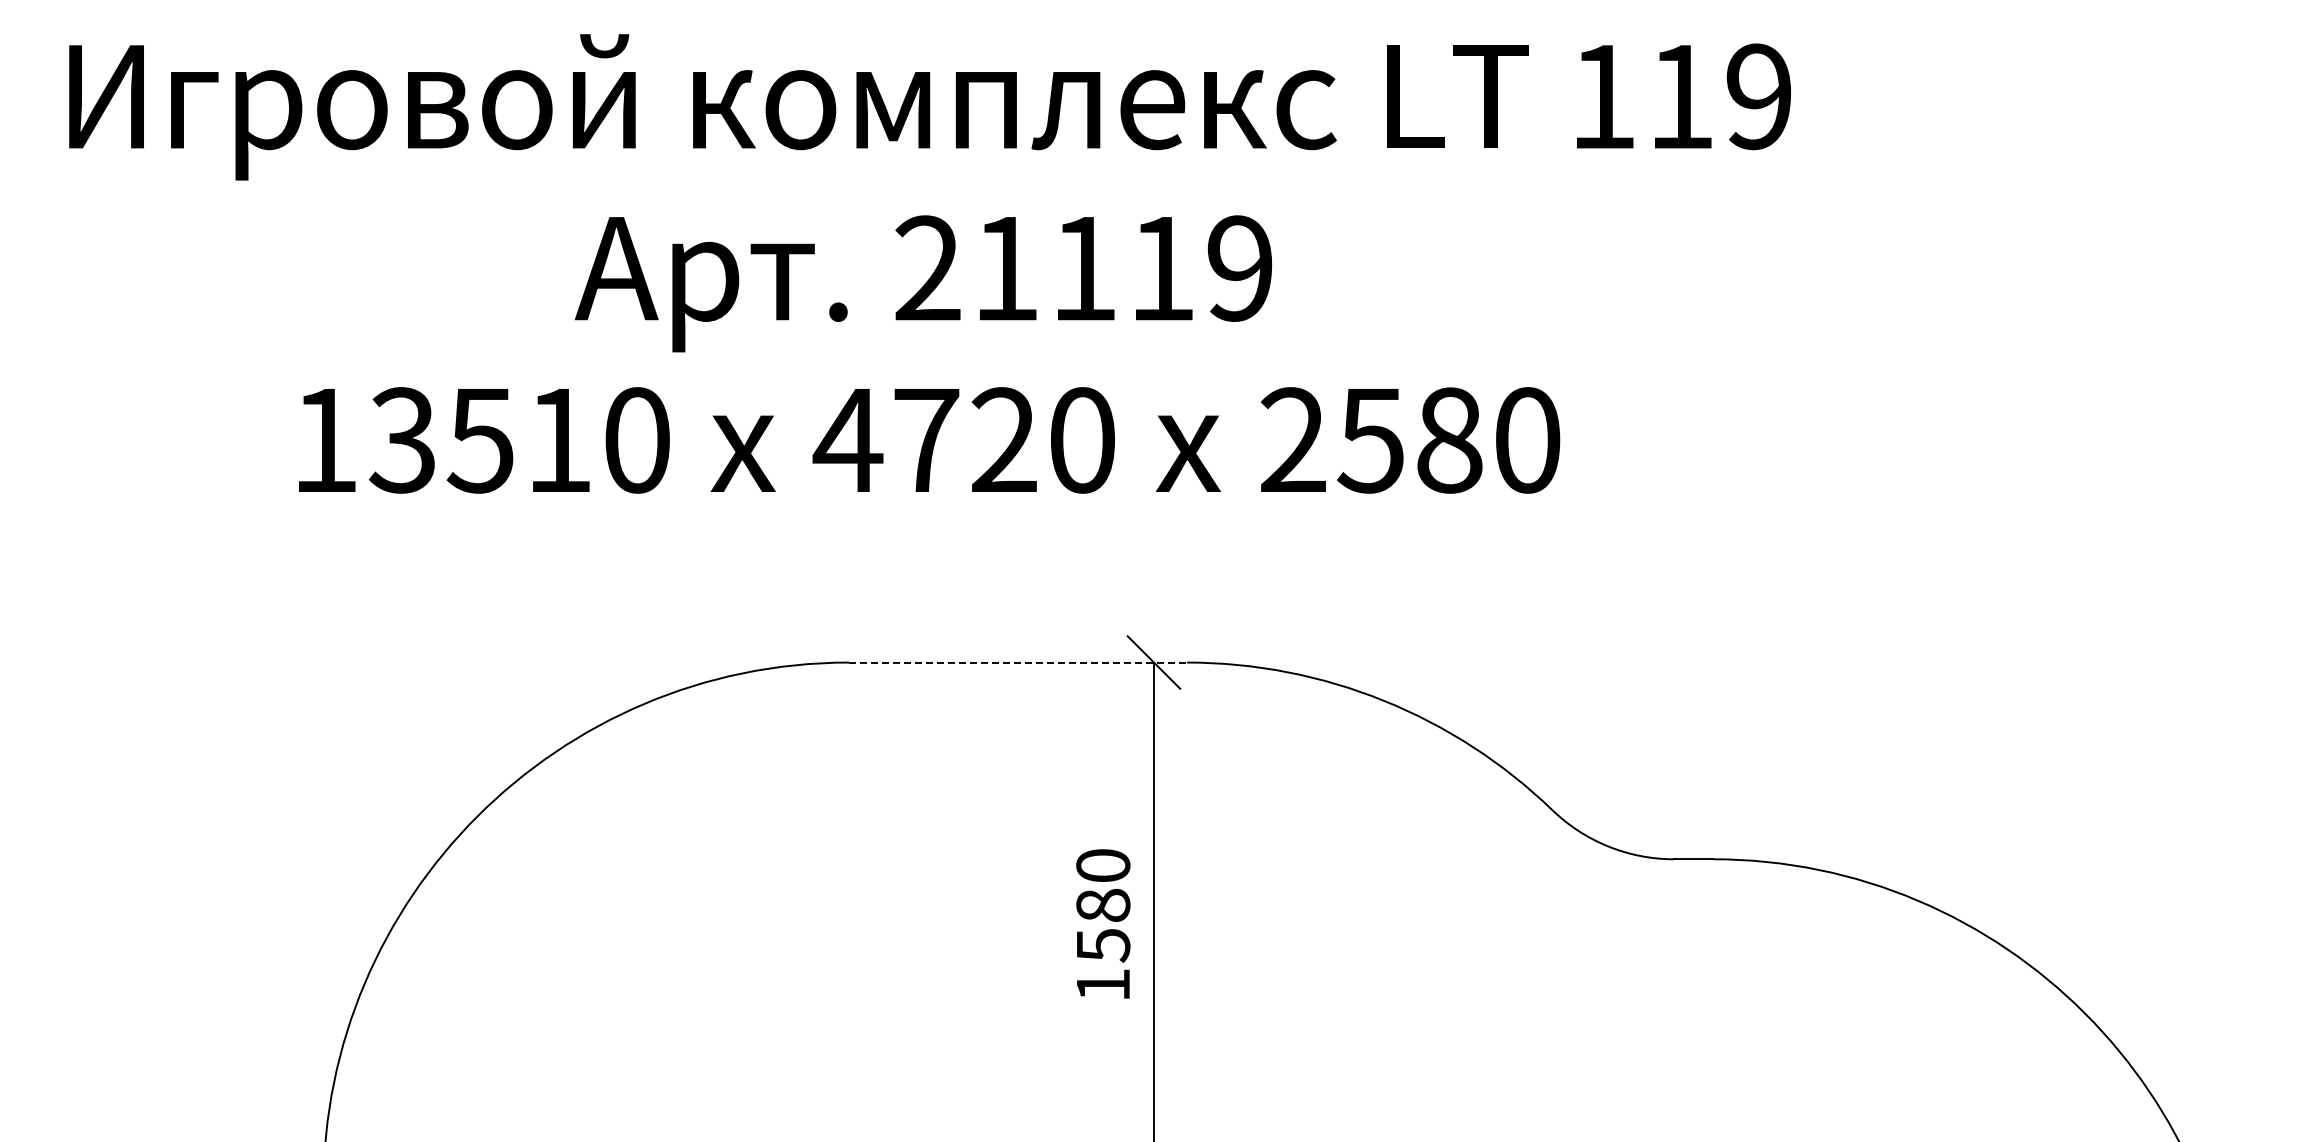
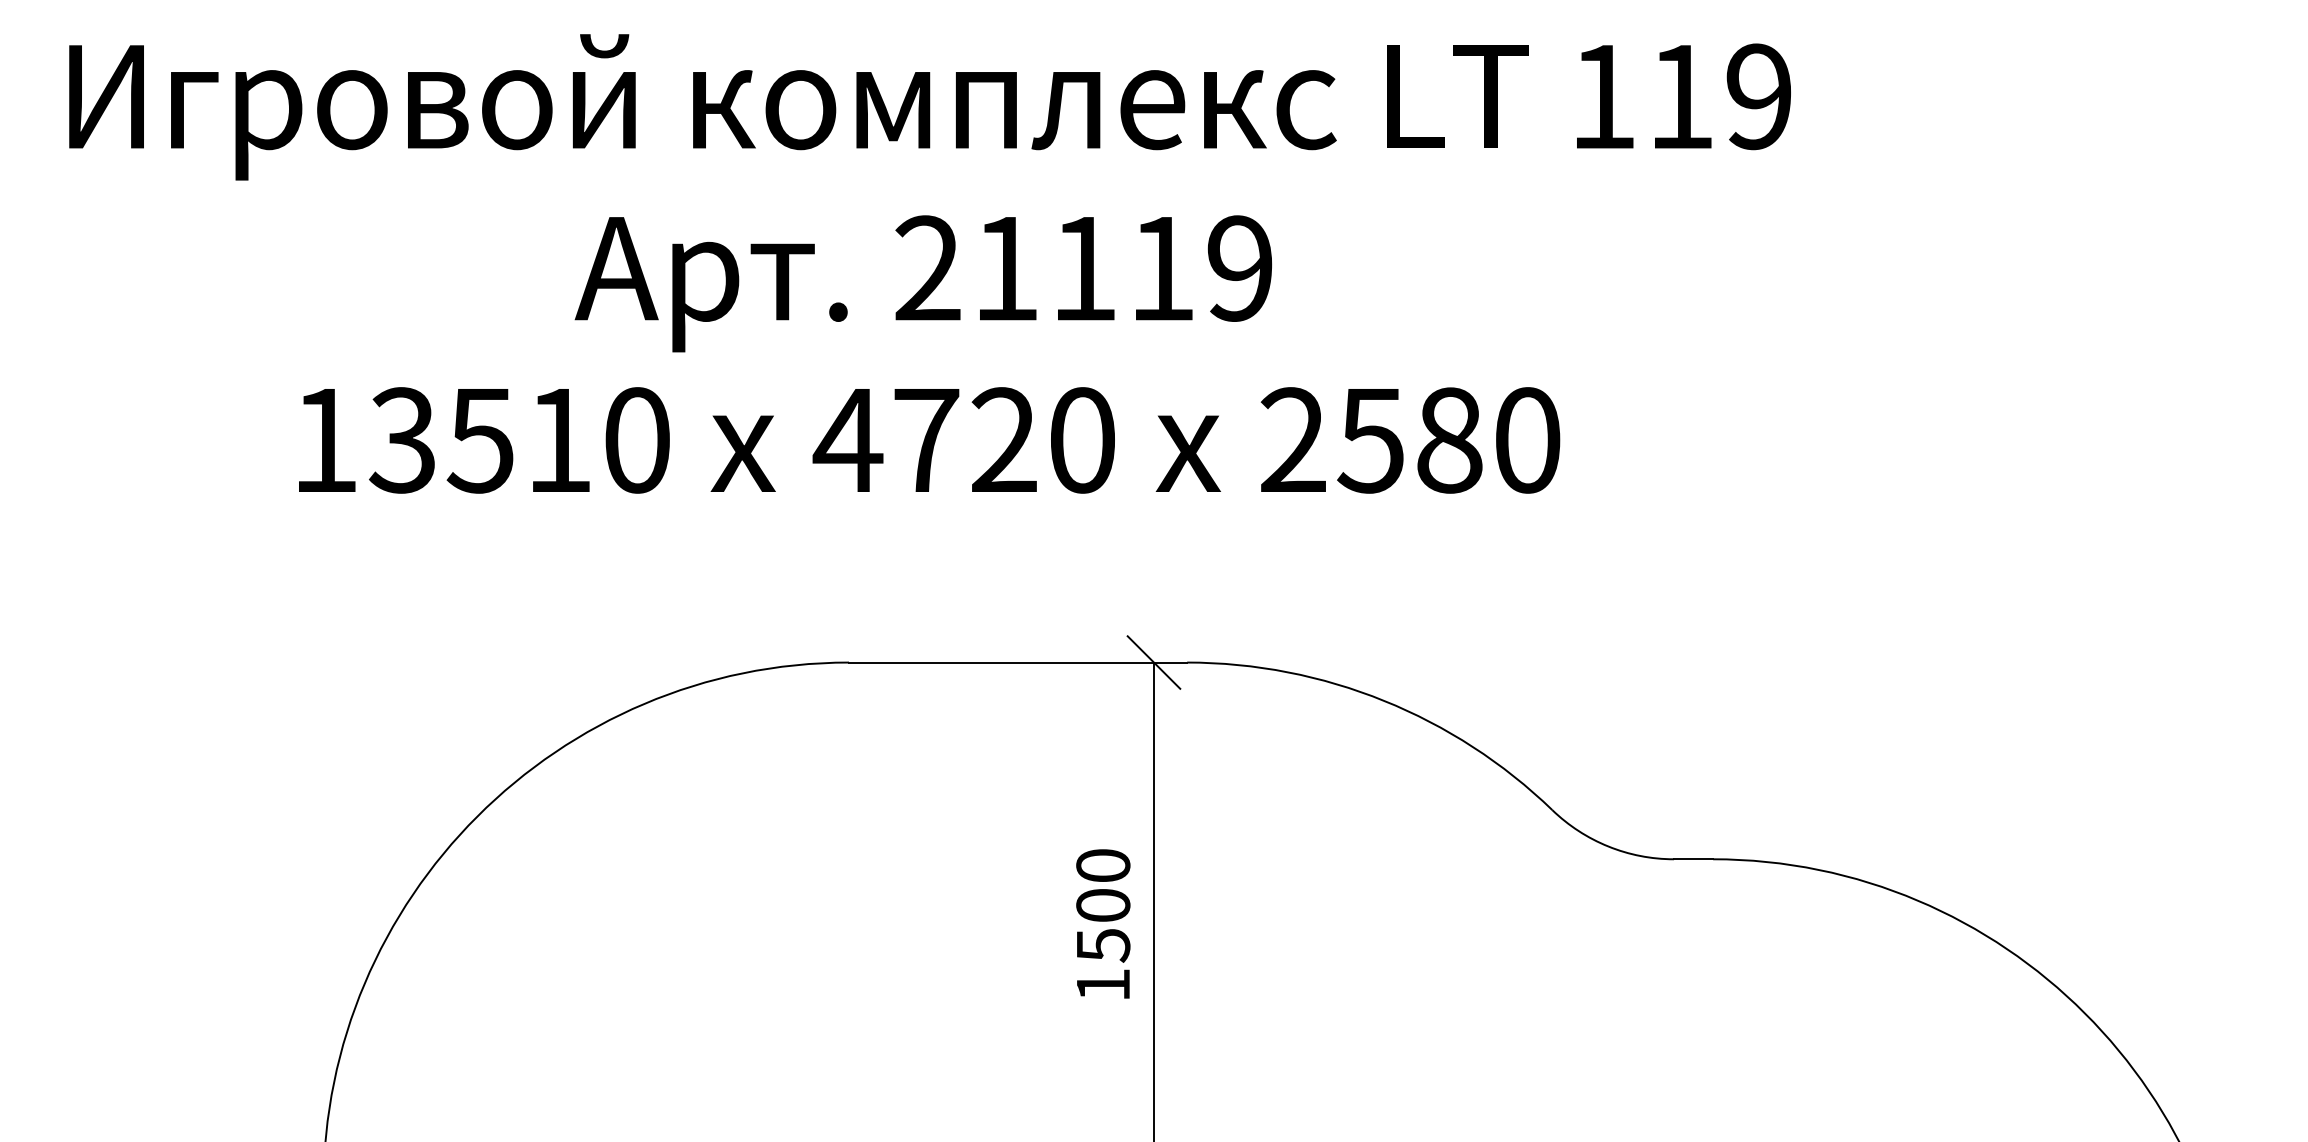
line: dashed -> solid (1018, 662)
text: 1580 -> 1500 (1103, 904)
